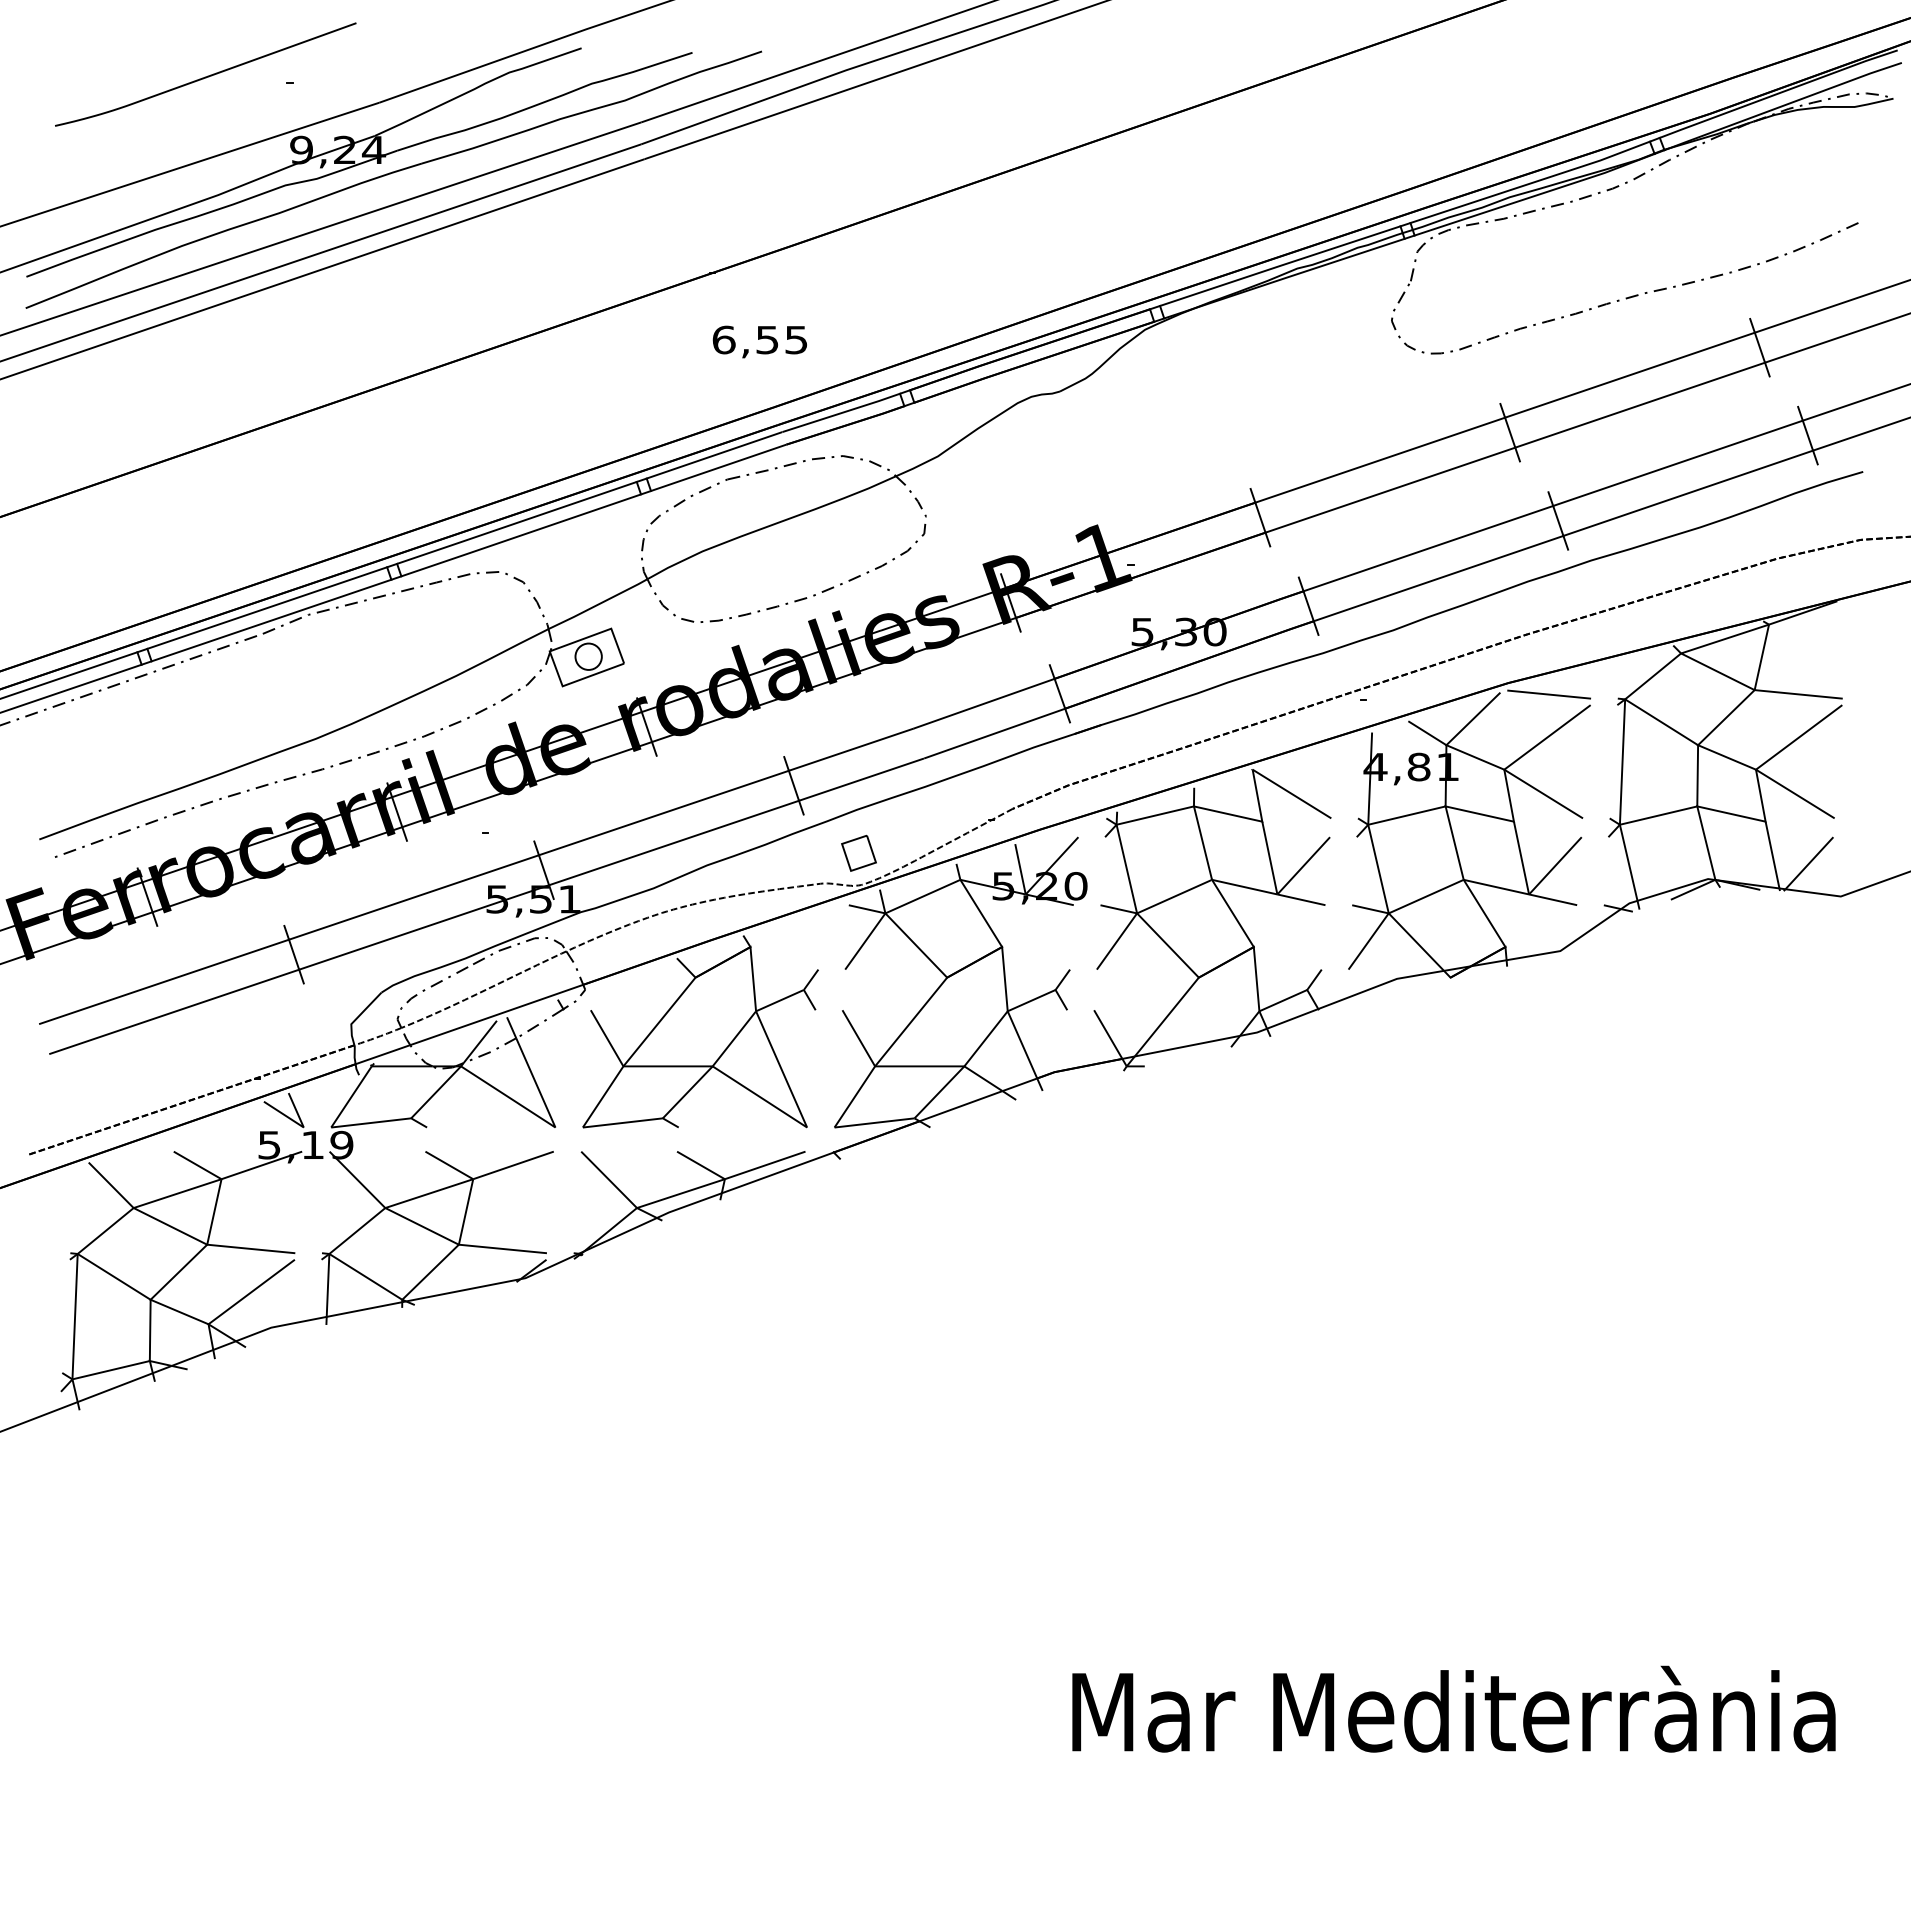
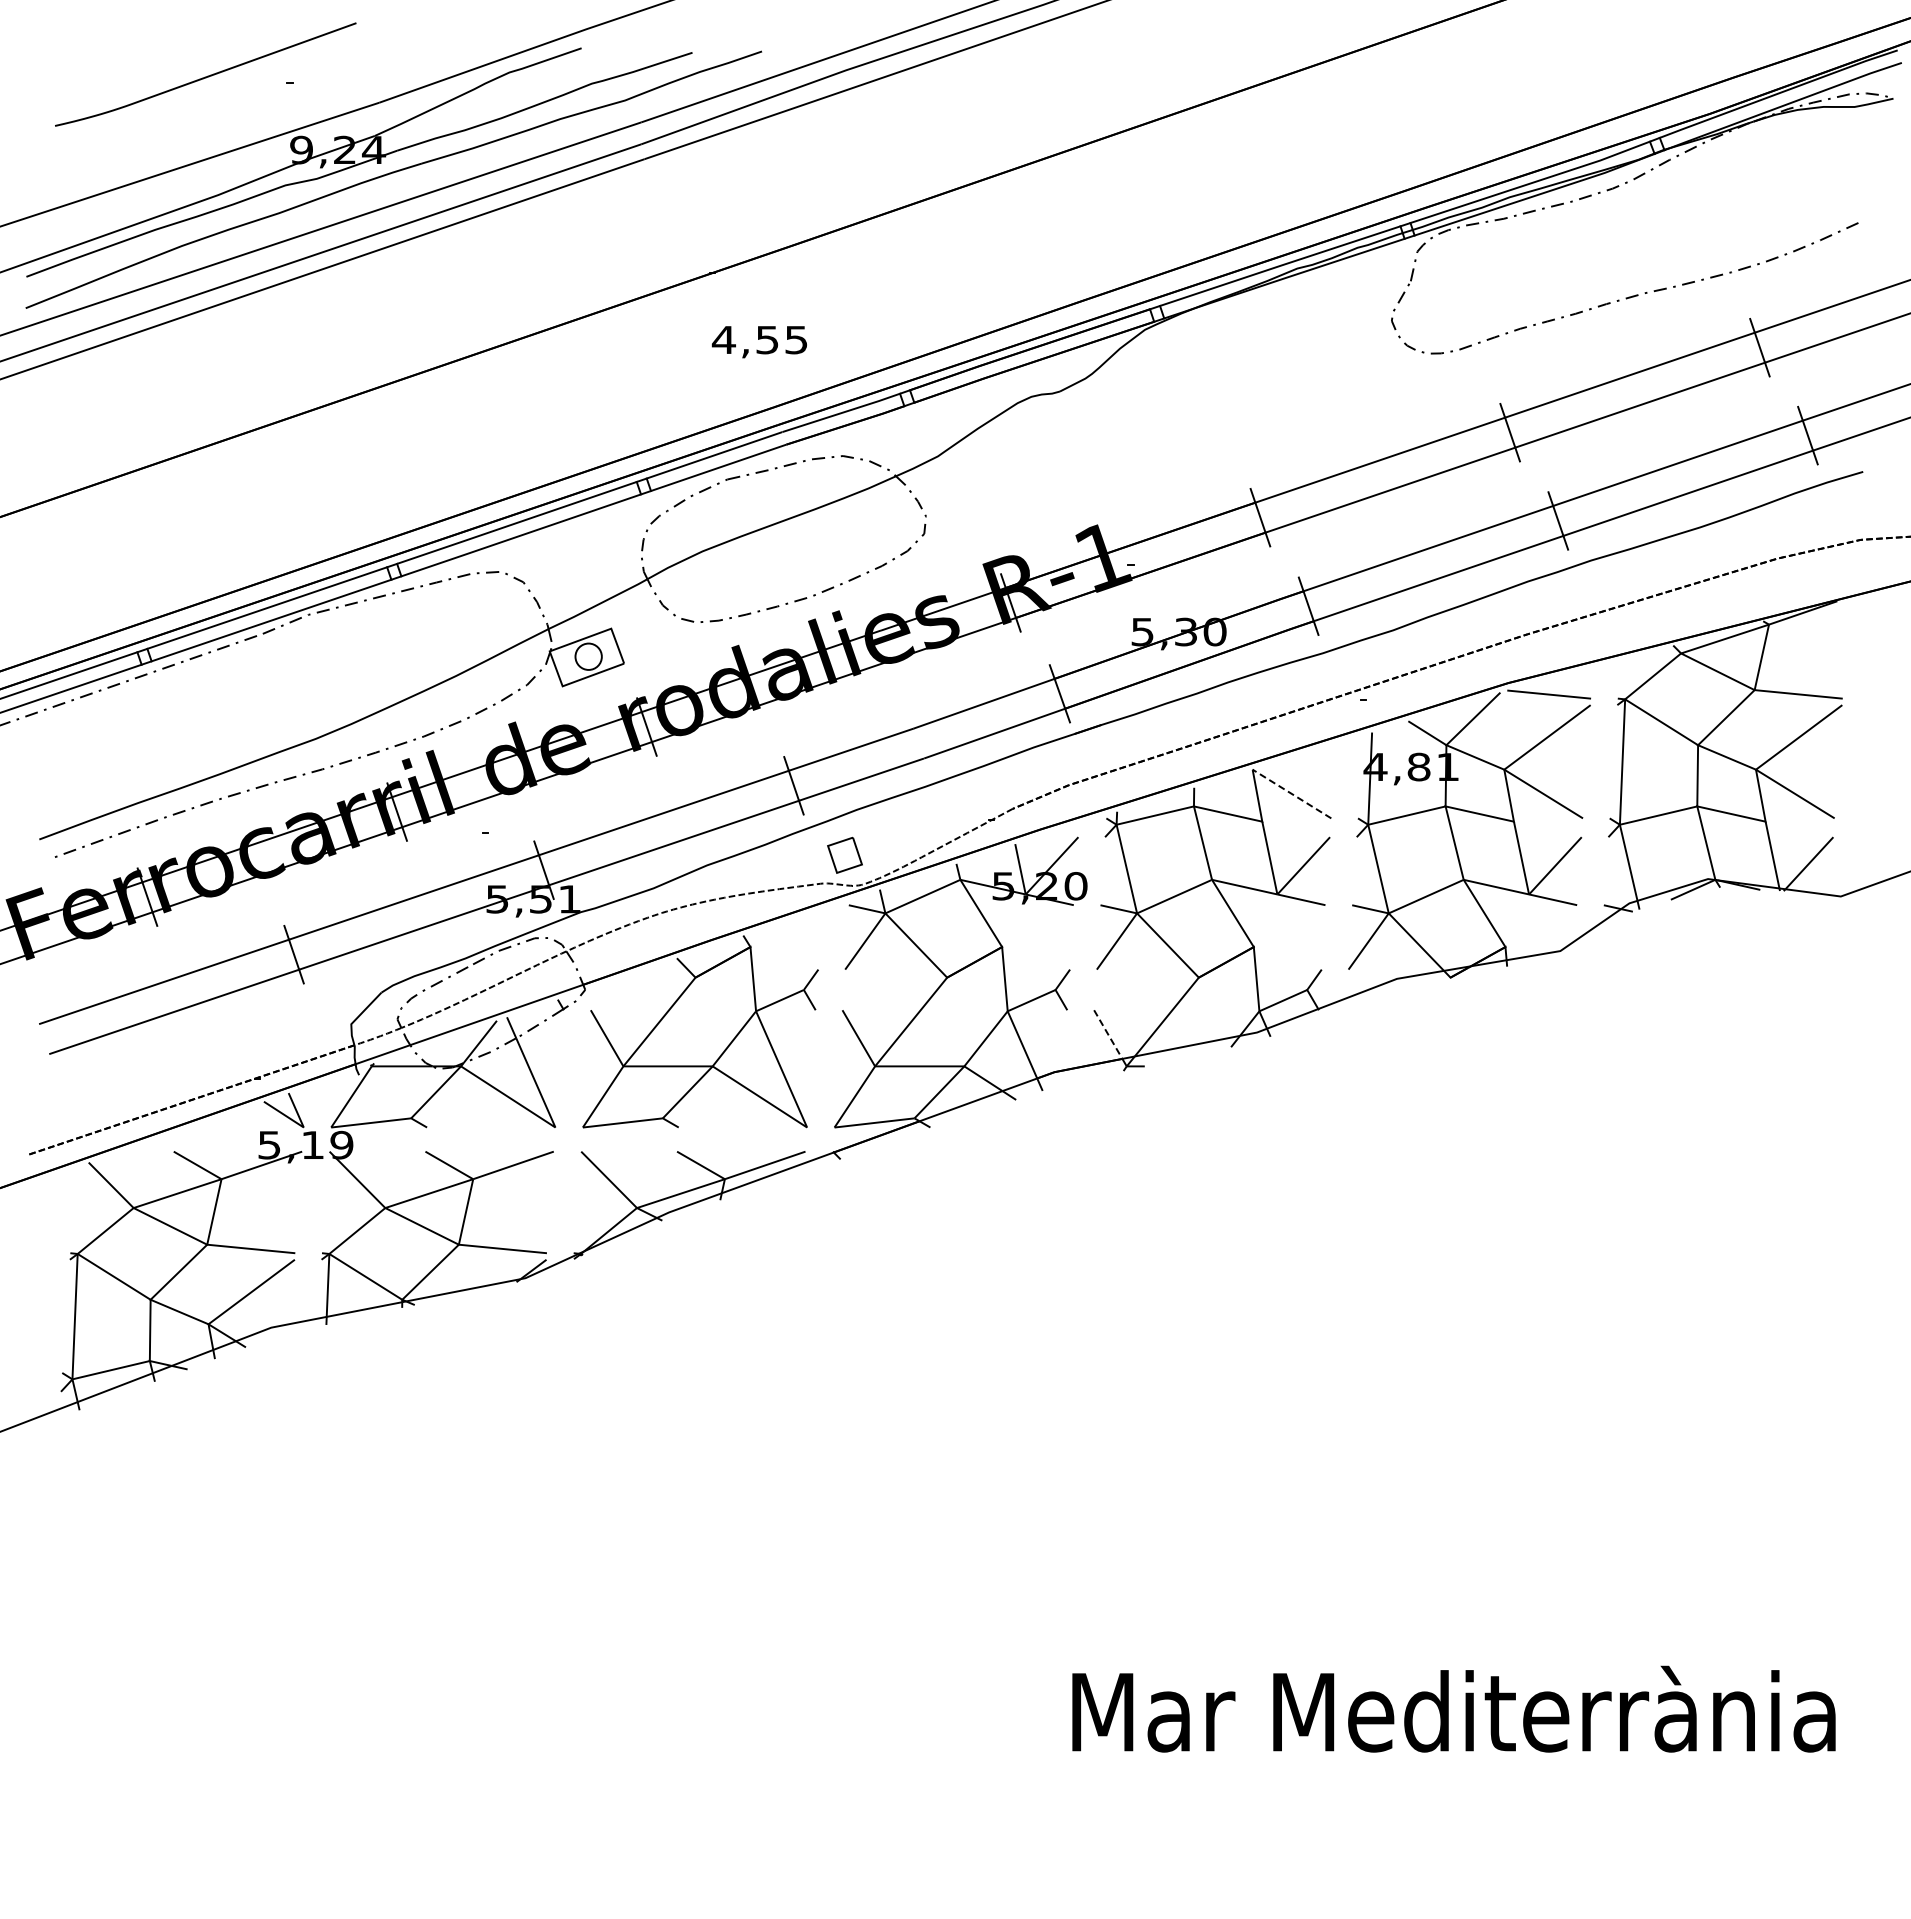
text: 6,55 -> 4,55 (723, 339)
line: solid -> dashed (1290, 793)
part position: (858, 852) -> (844, 854) (844, 854)
line: solid -> dashed (1108, 1035)
